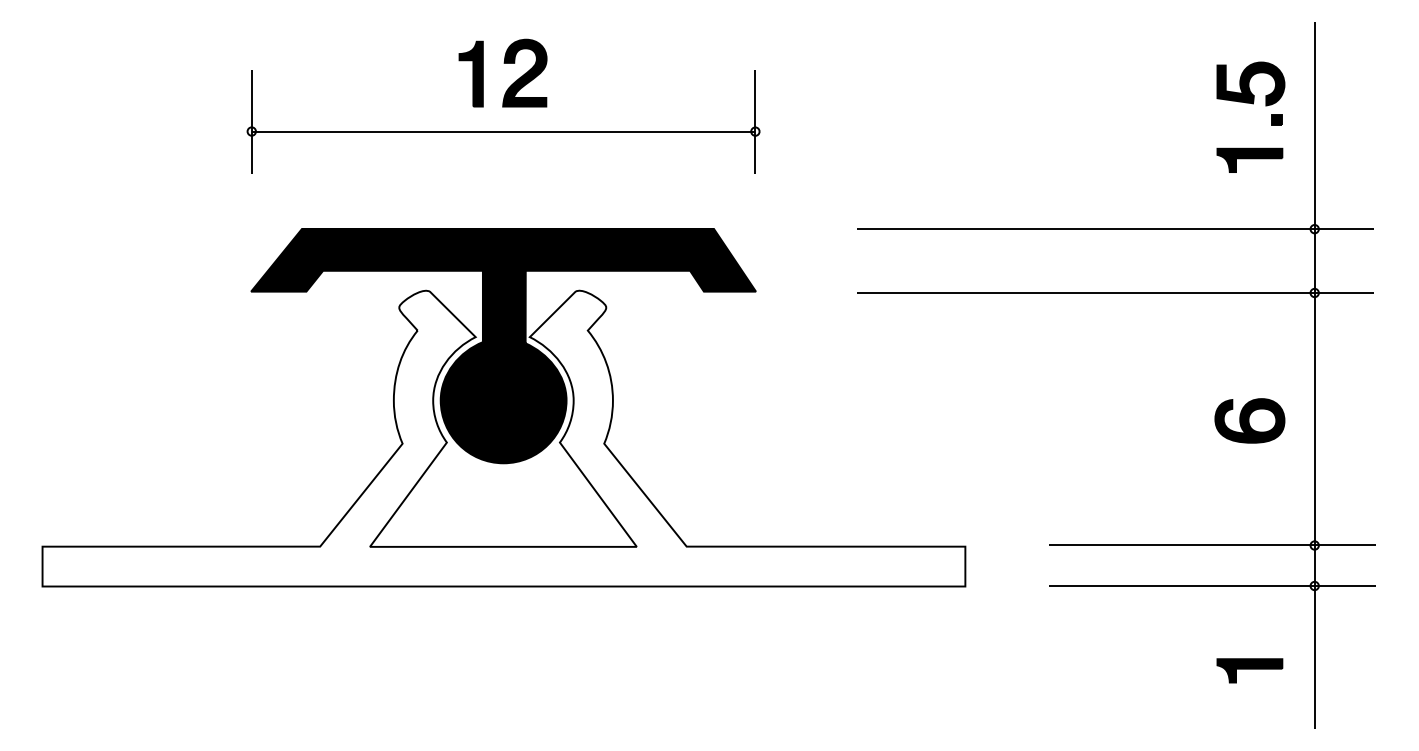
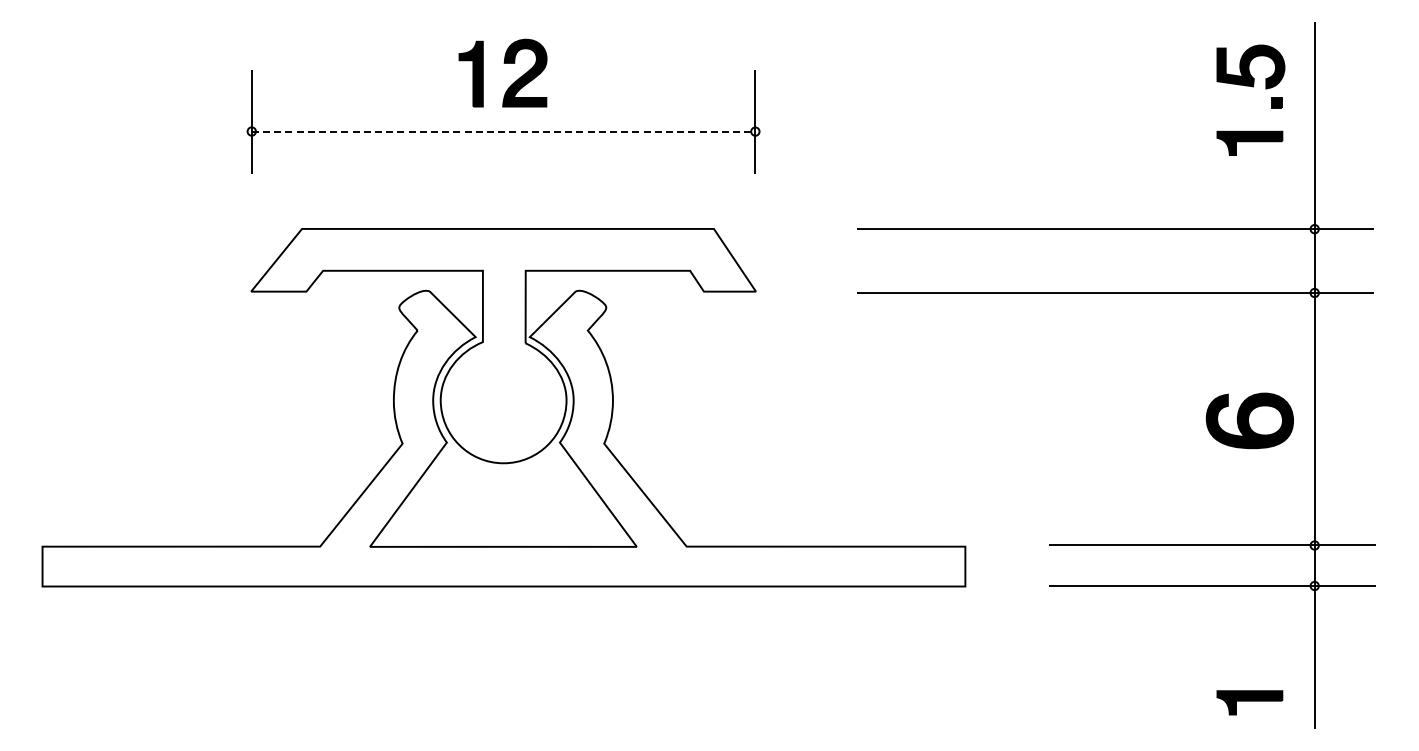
part position: (1252, 104) -> (1252, 87) (1252, 87)
line: solid -> dashed (503, 131)
fill: present -> none (503, 345)
part size: 72x46 px -> 89x58 px (1249, 420)
part position: (1249, 670) -> (1249, 702) (1249, 702)
